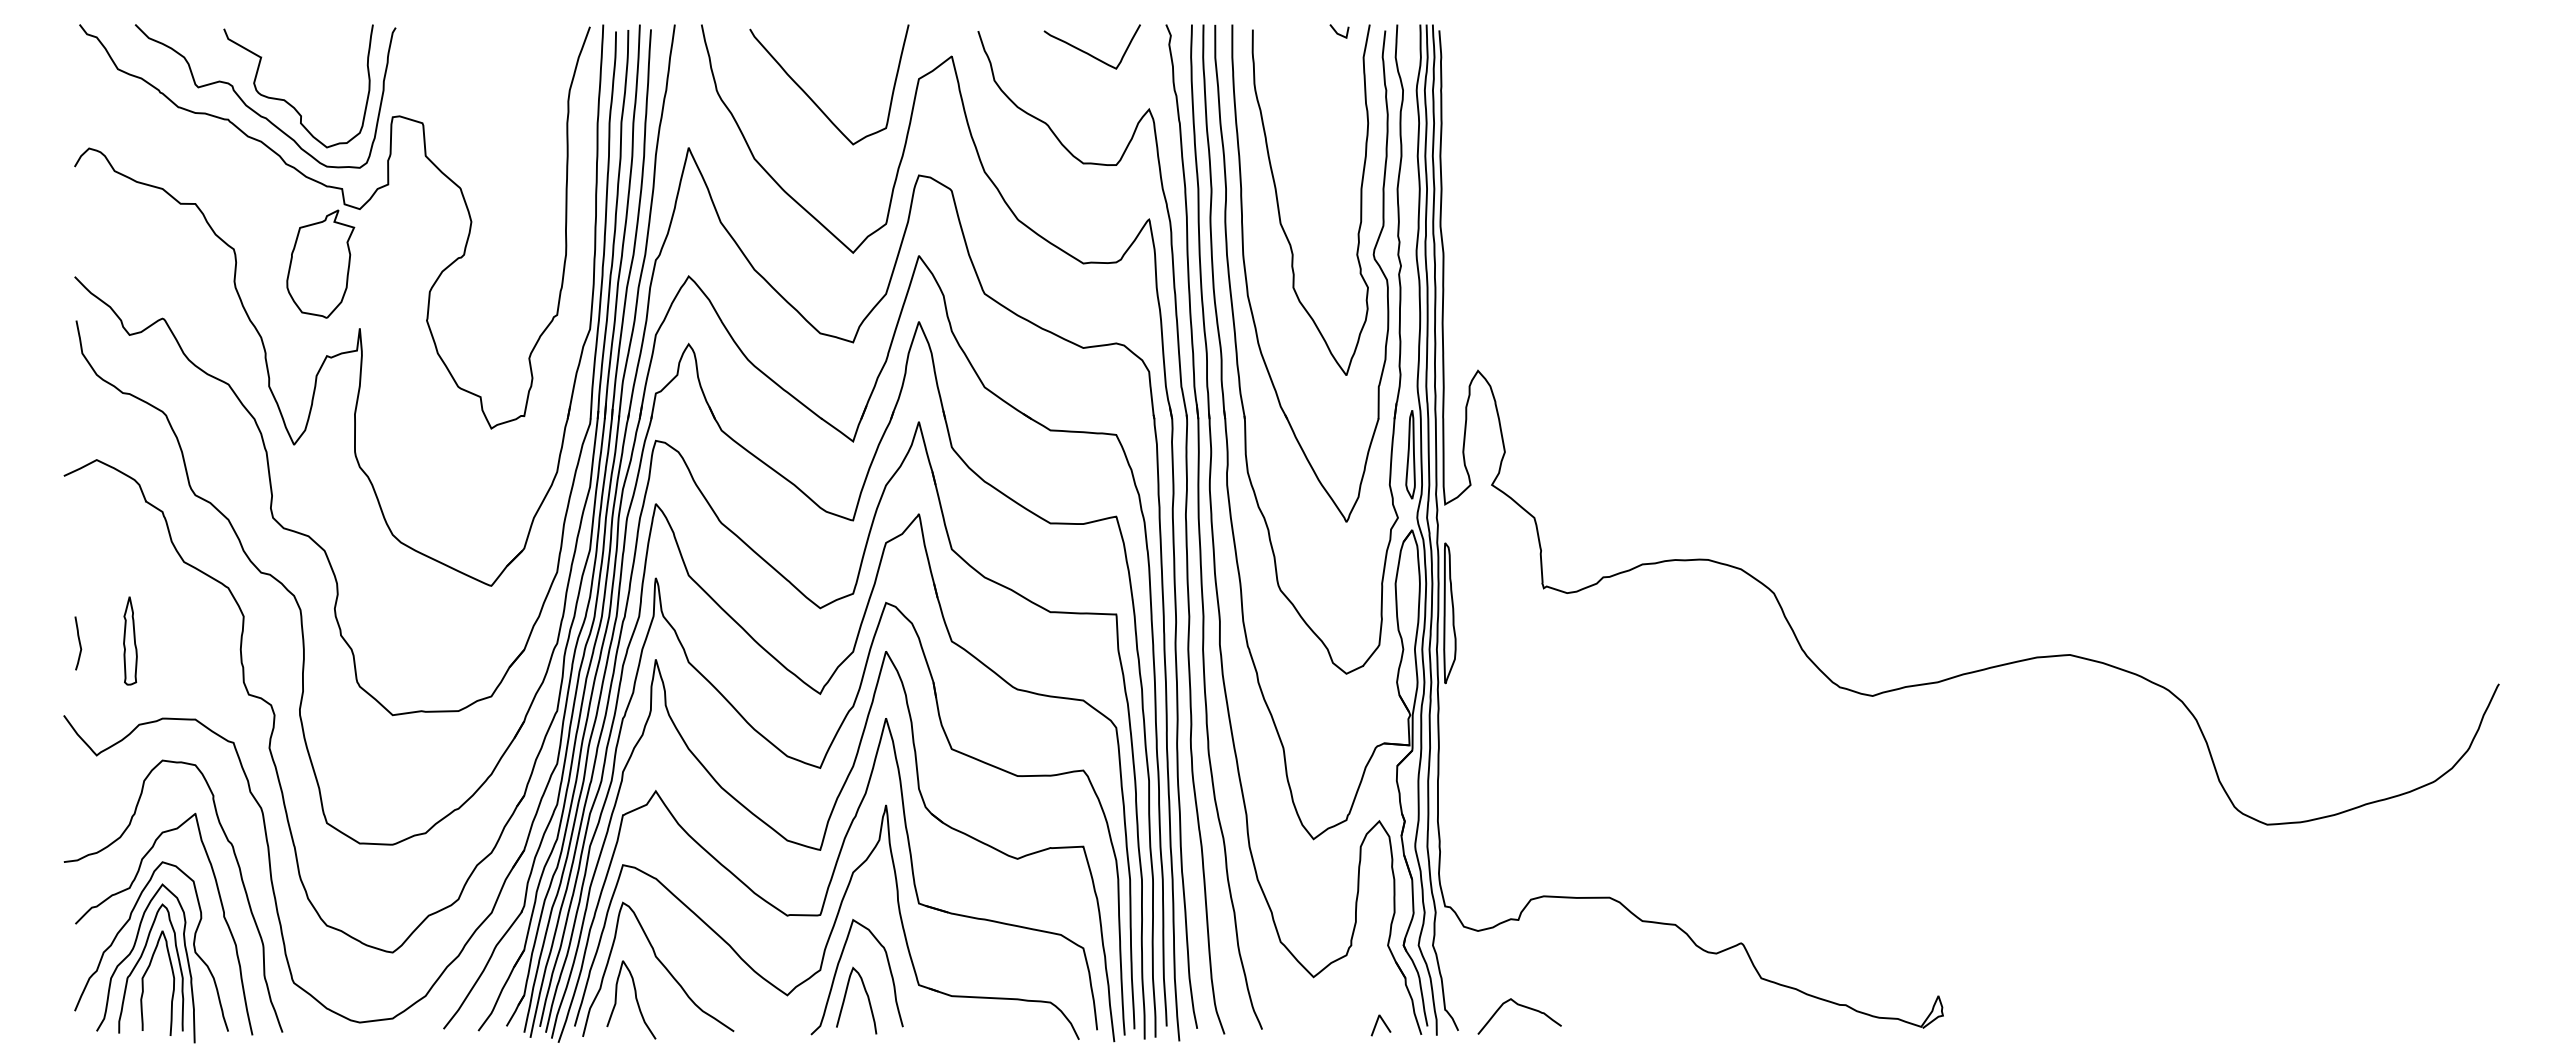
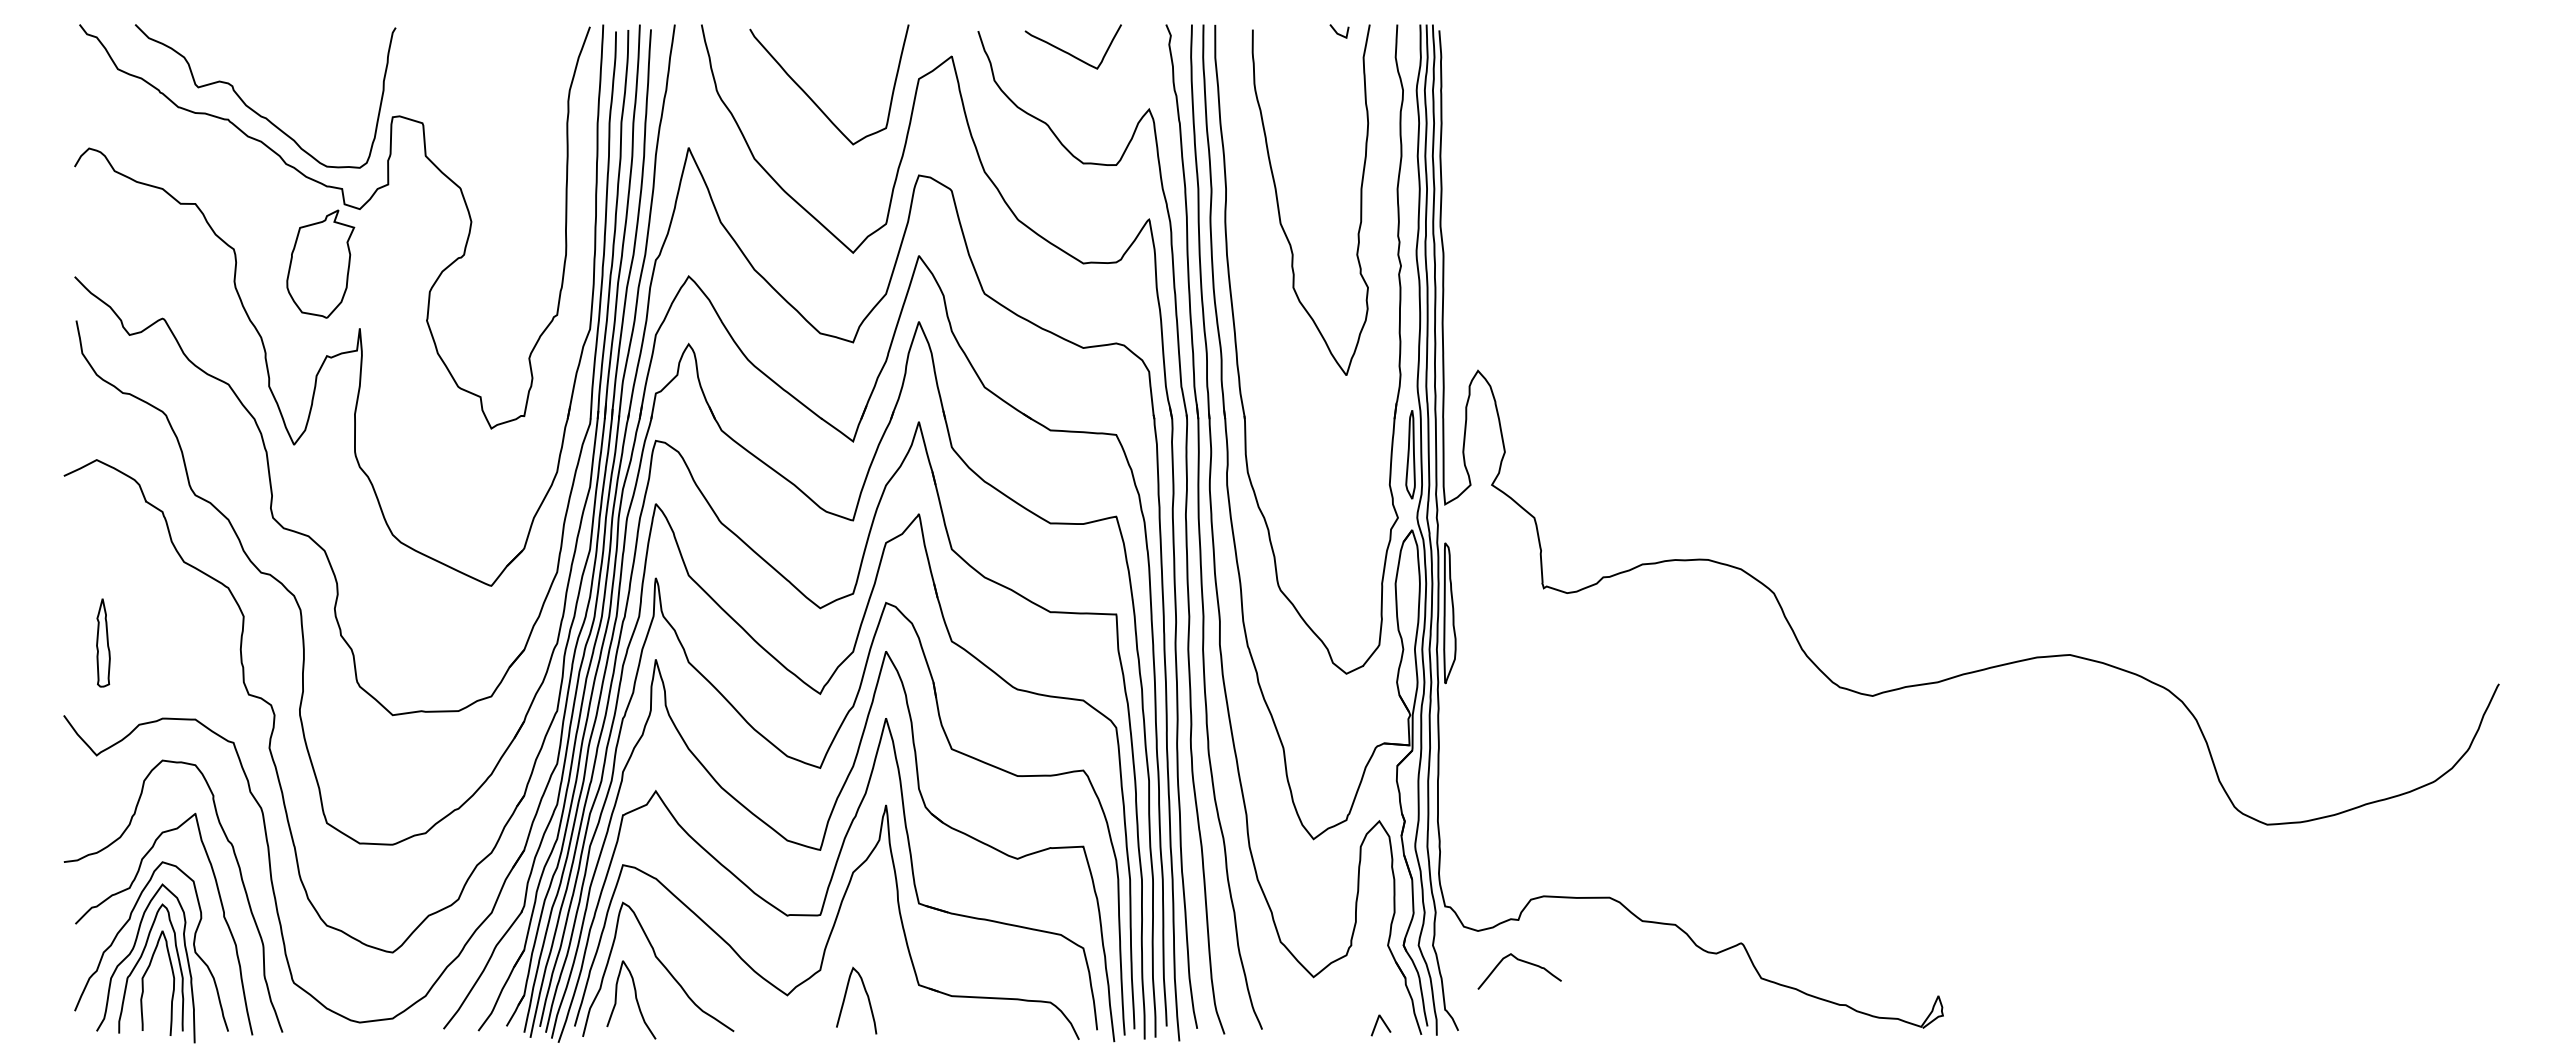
curve position: (1087, 52) -> (1068, 52) (1068, 52)
curve: present -> none (286, 100)
part: present -> none (1247, 280)
part position: (130, 640) -> (103, 642) (103, 642)
curve: present -> none (78, 642)
curve: present -> none (837, 970)
curve position: (1523, 1007) -> (1523, 962) (1523, 962)
